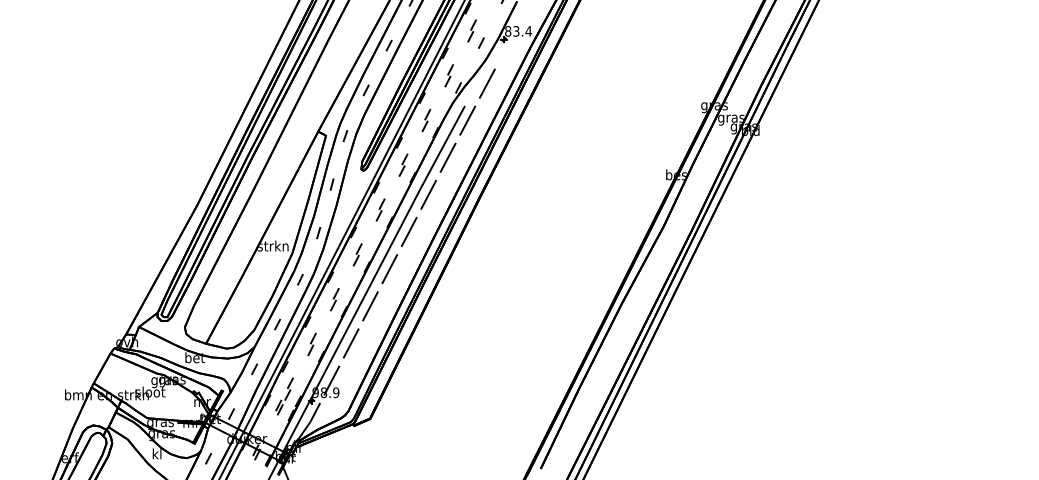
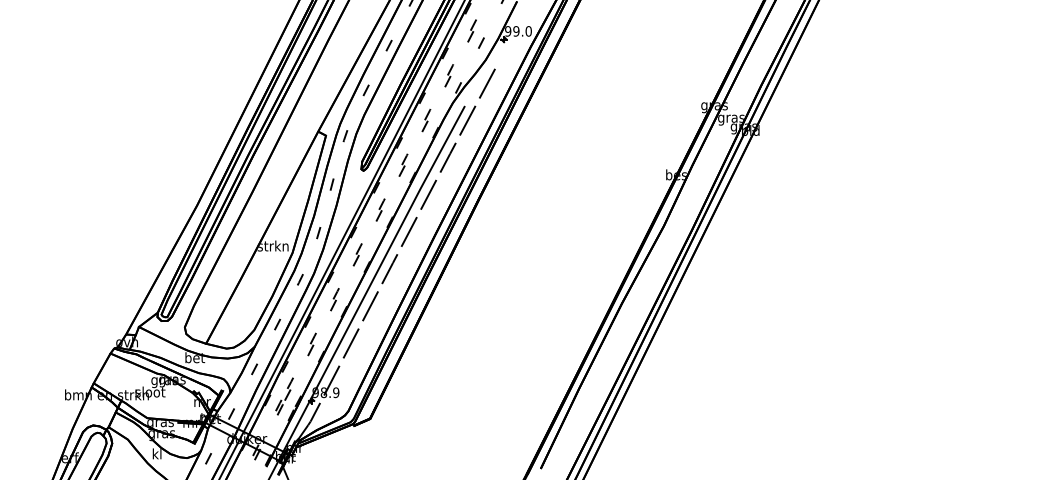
text: 83.4 -> 99.0 (518, 31)
